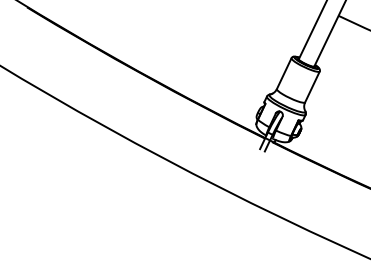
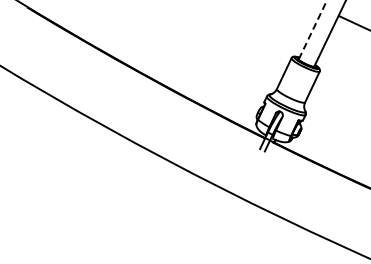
line: solid -> dashed (313, 29)
